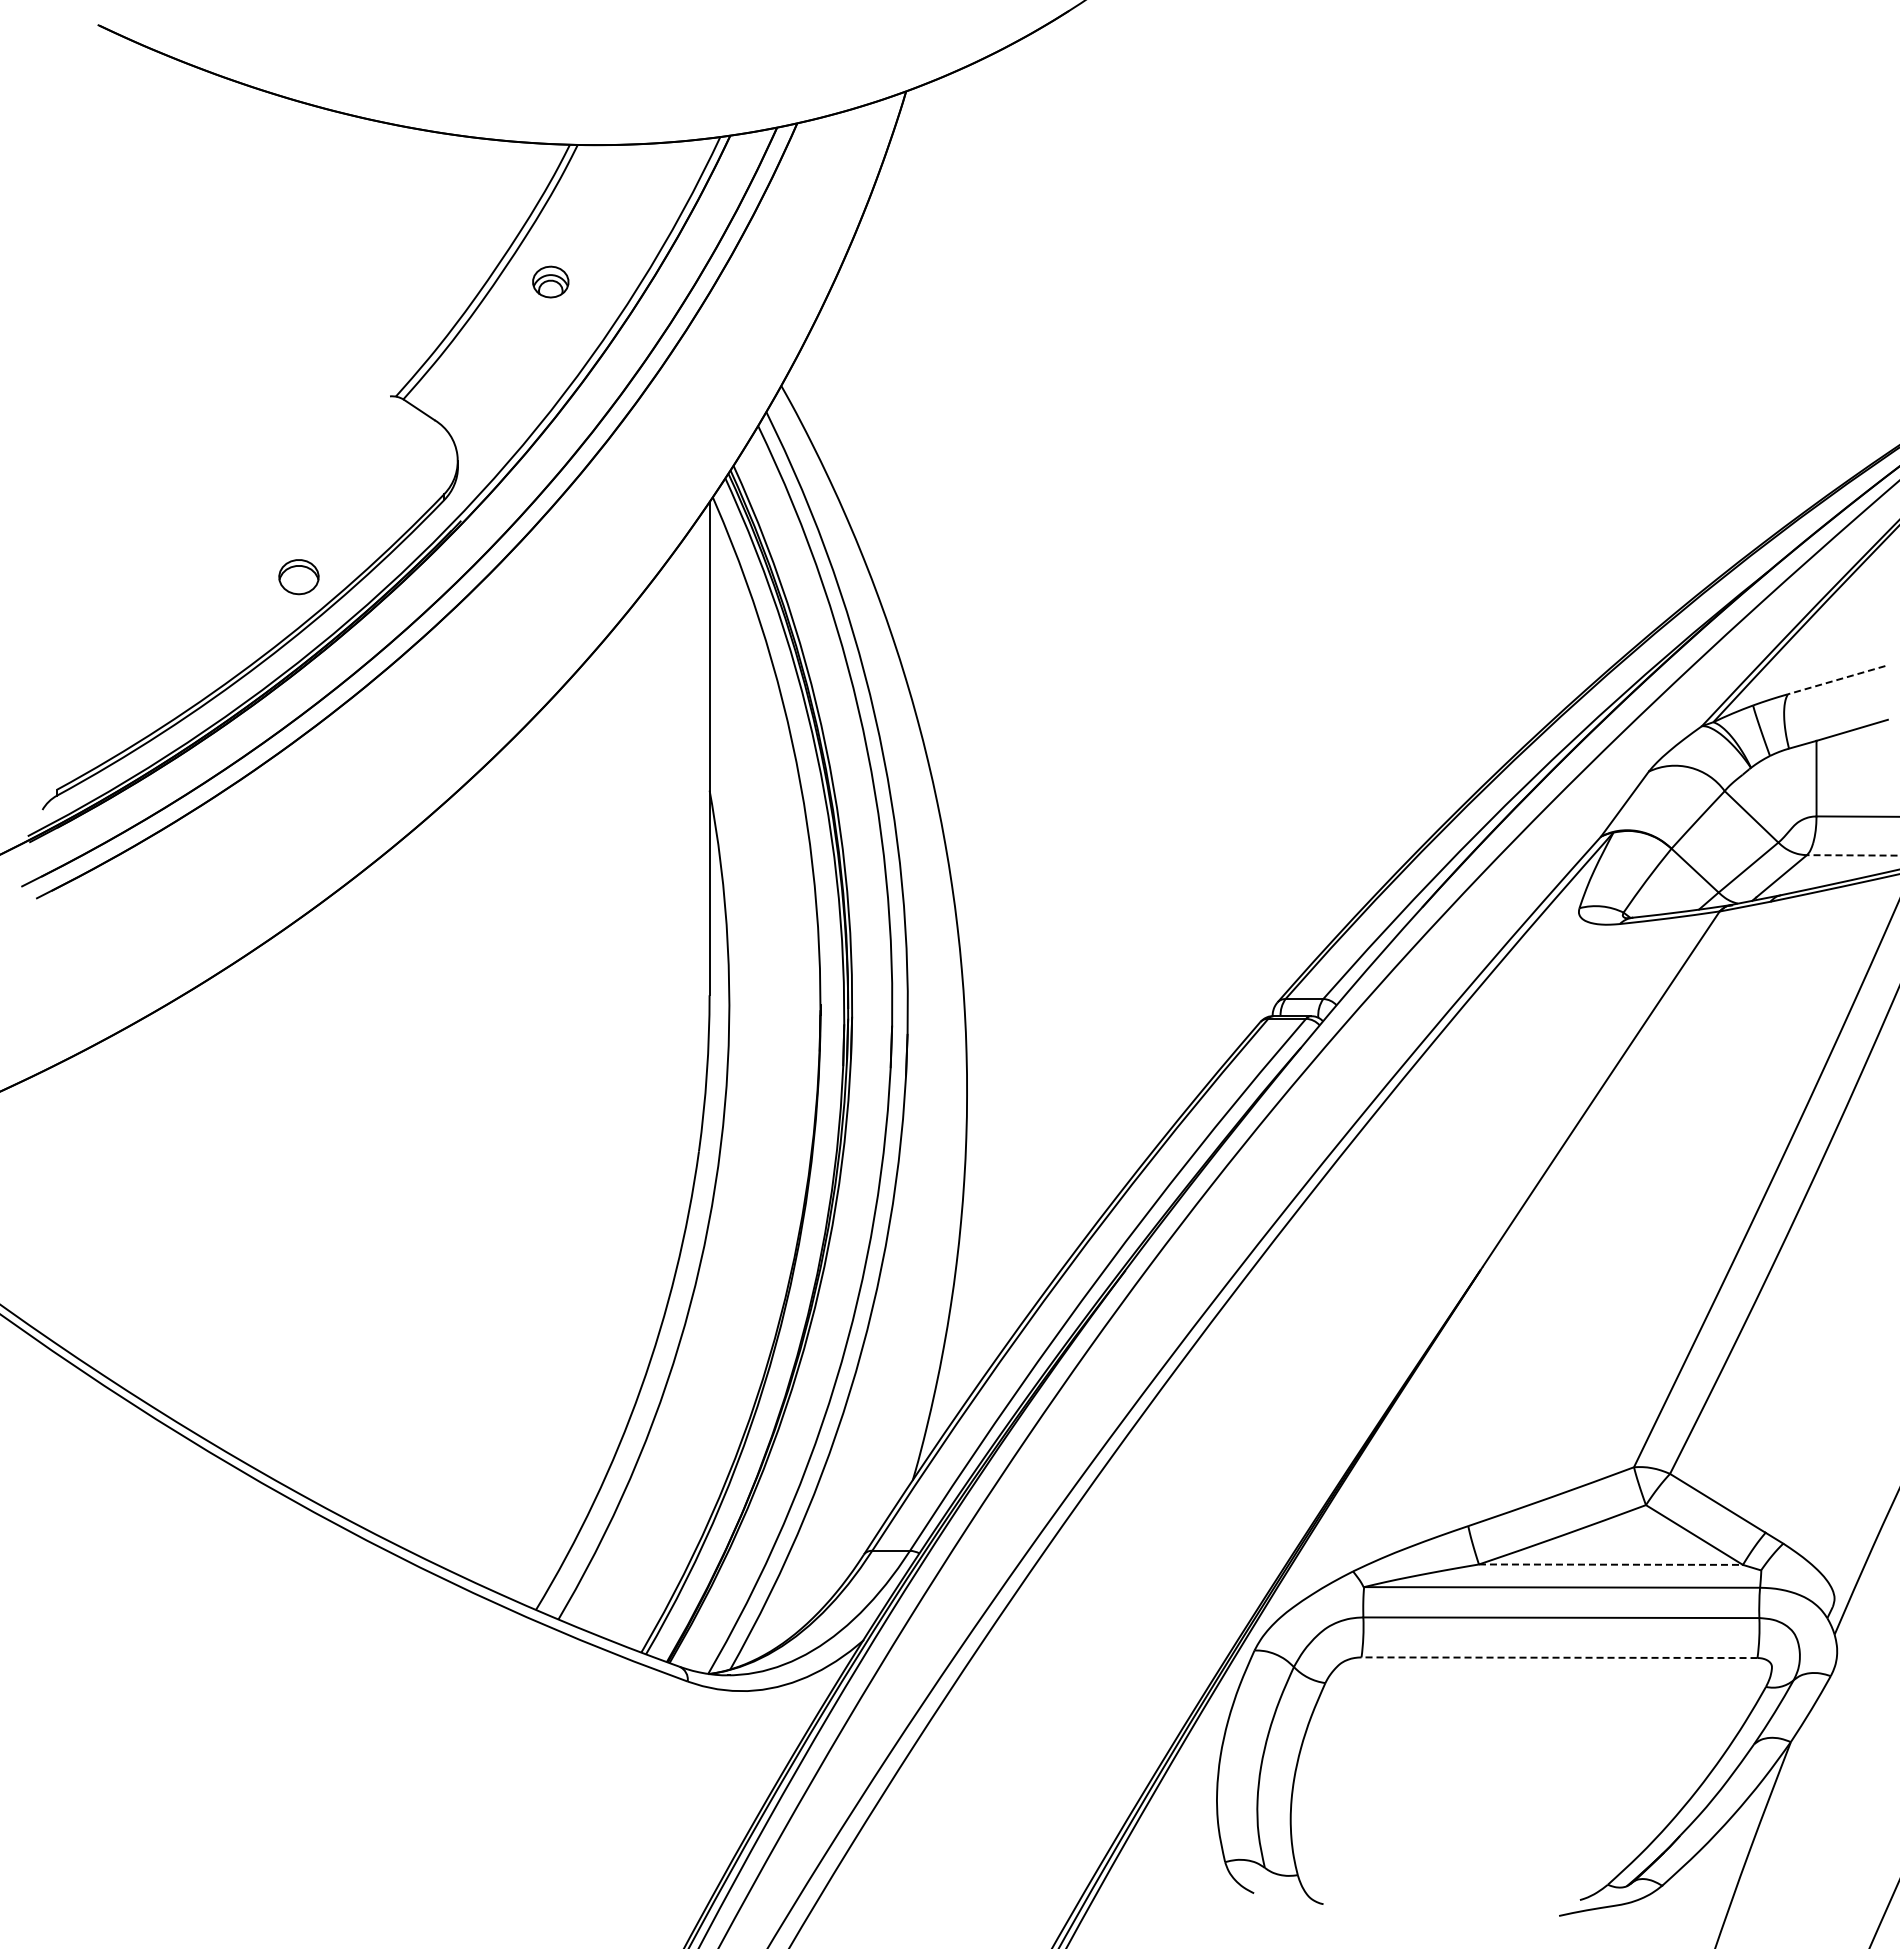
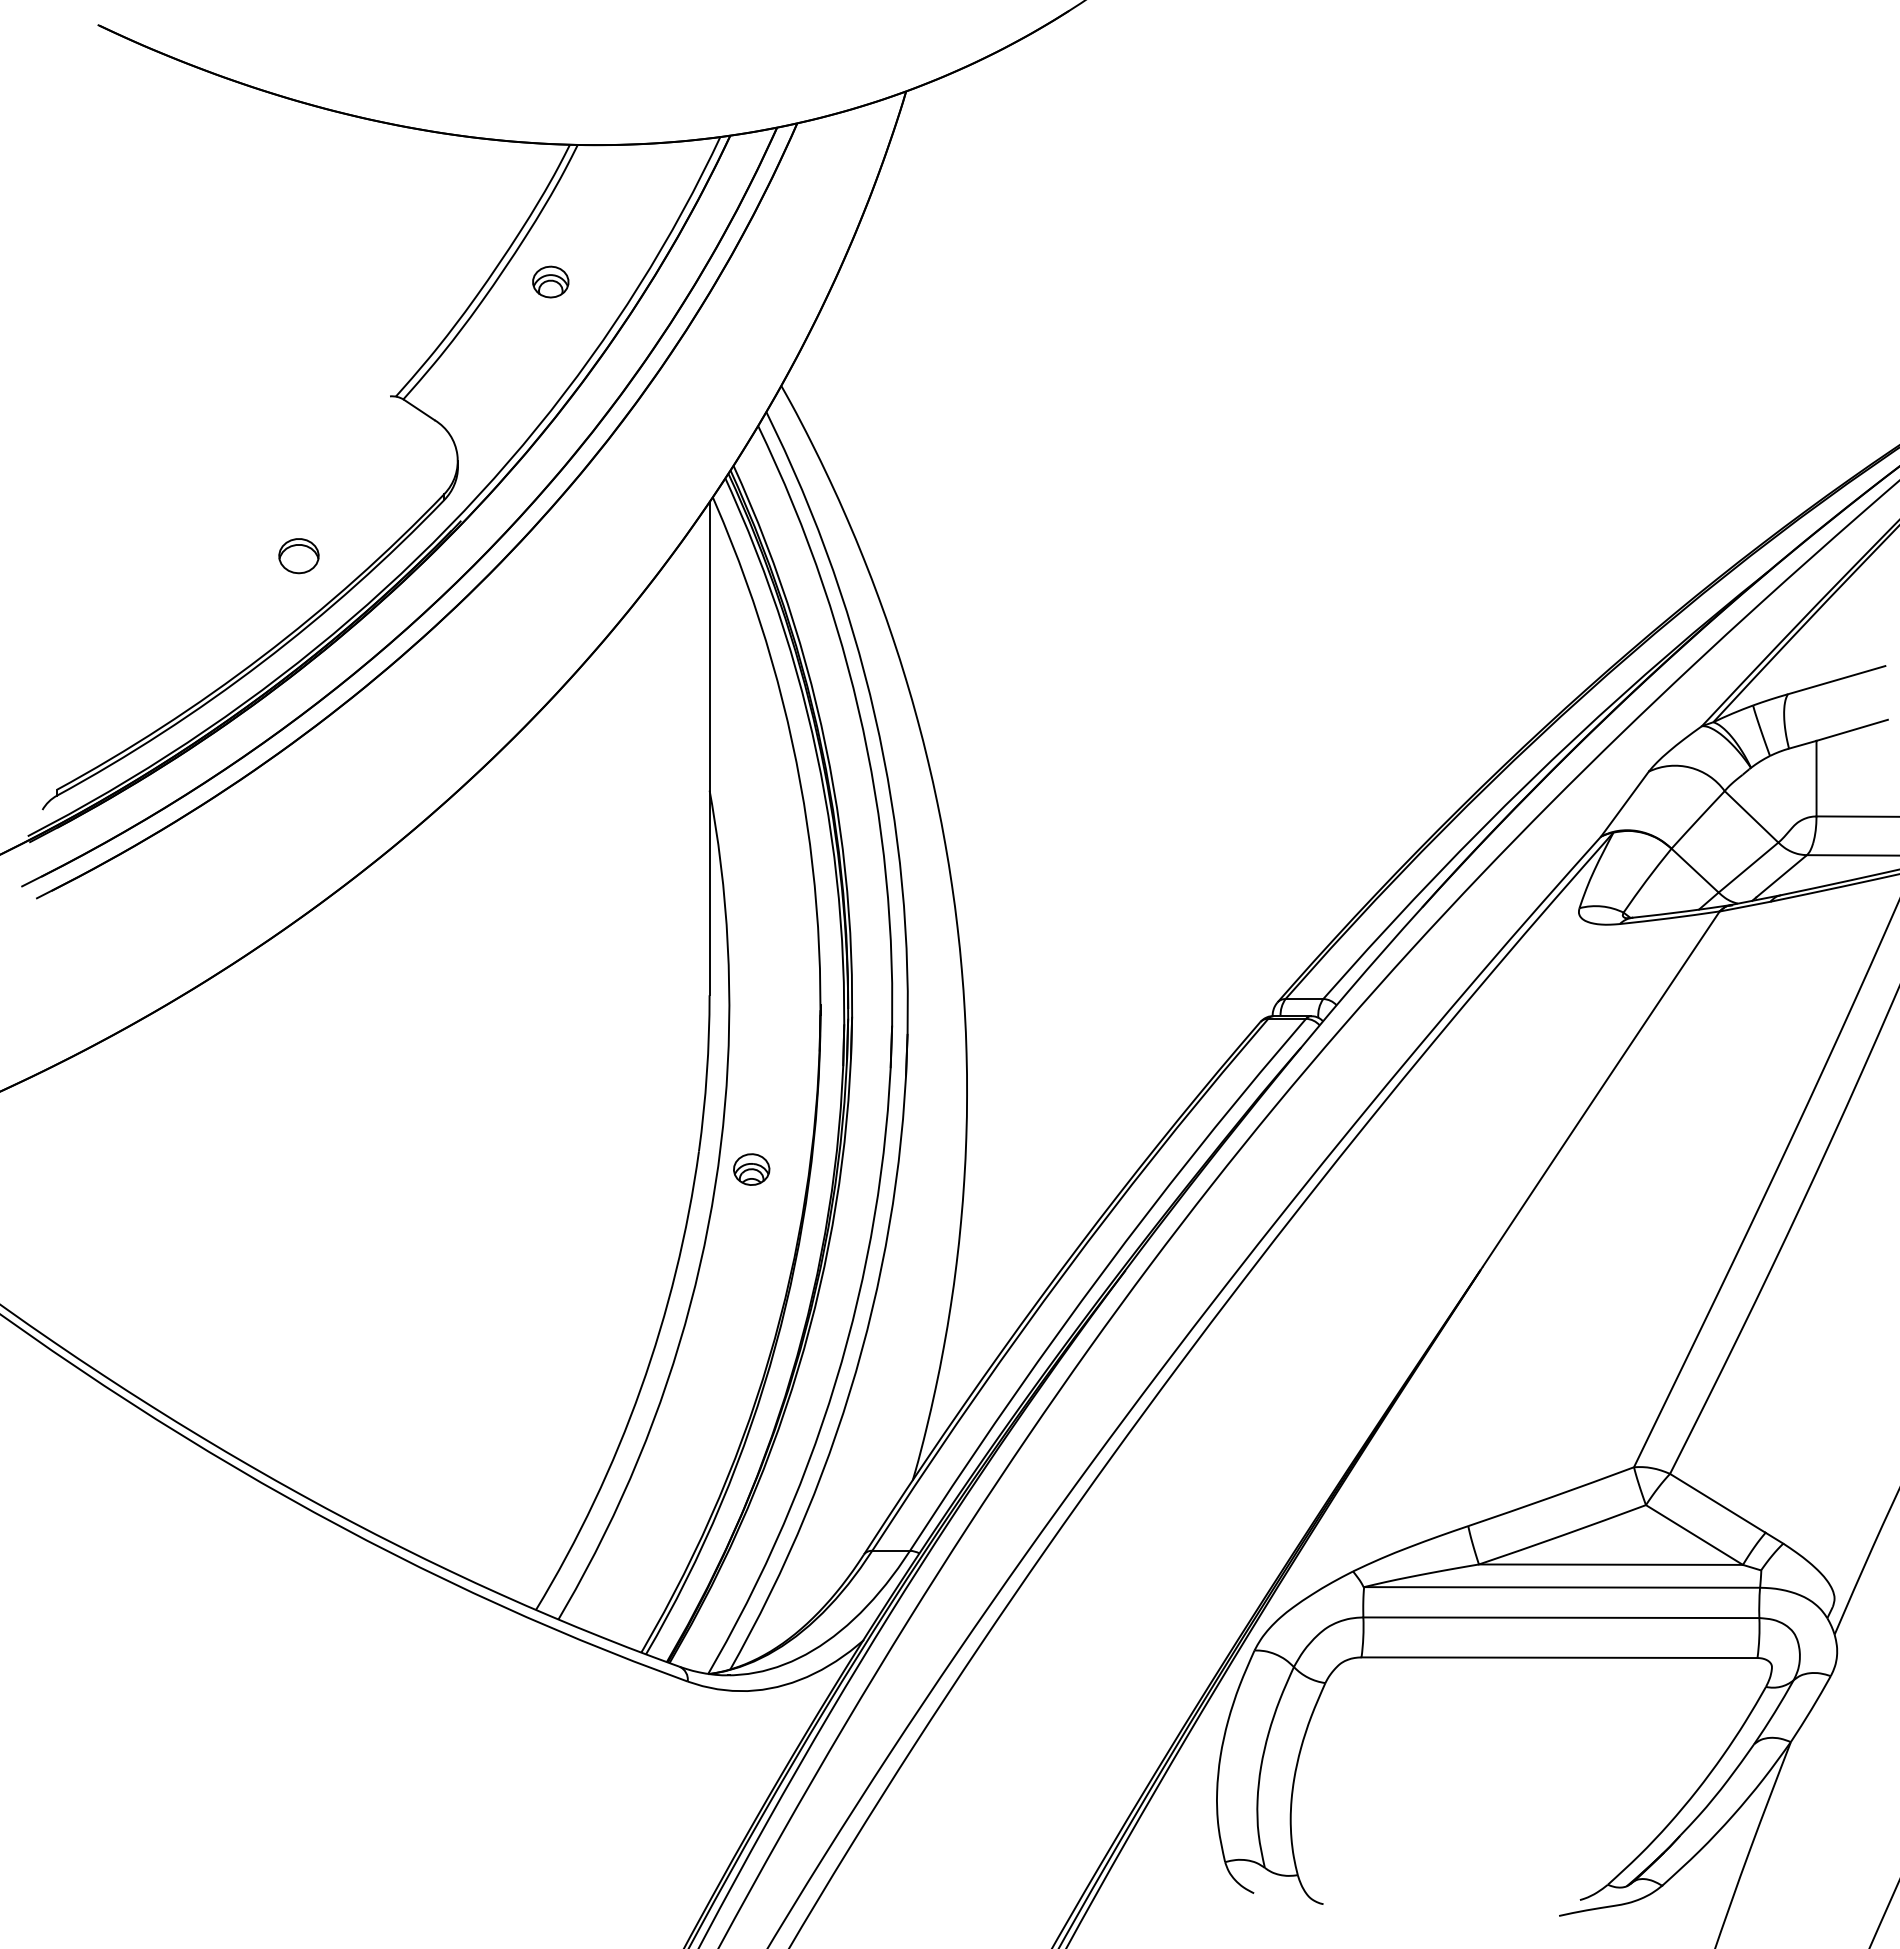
part position: (298, 577) -> (298, 556) (298, 556)
line: dashed -> solid (1836, 680)
line: dashed -> solid (1852, 855)
part: none -> present (751, 1169)
line: dashed -> solid (1610, 1564)
line: dashed -> solid (1559, 1657)
